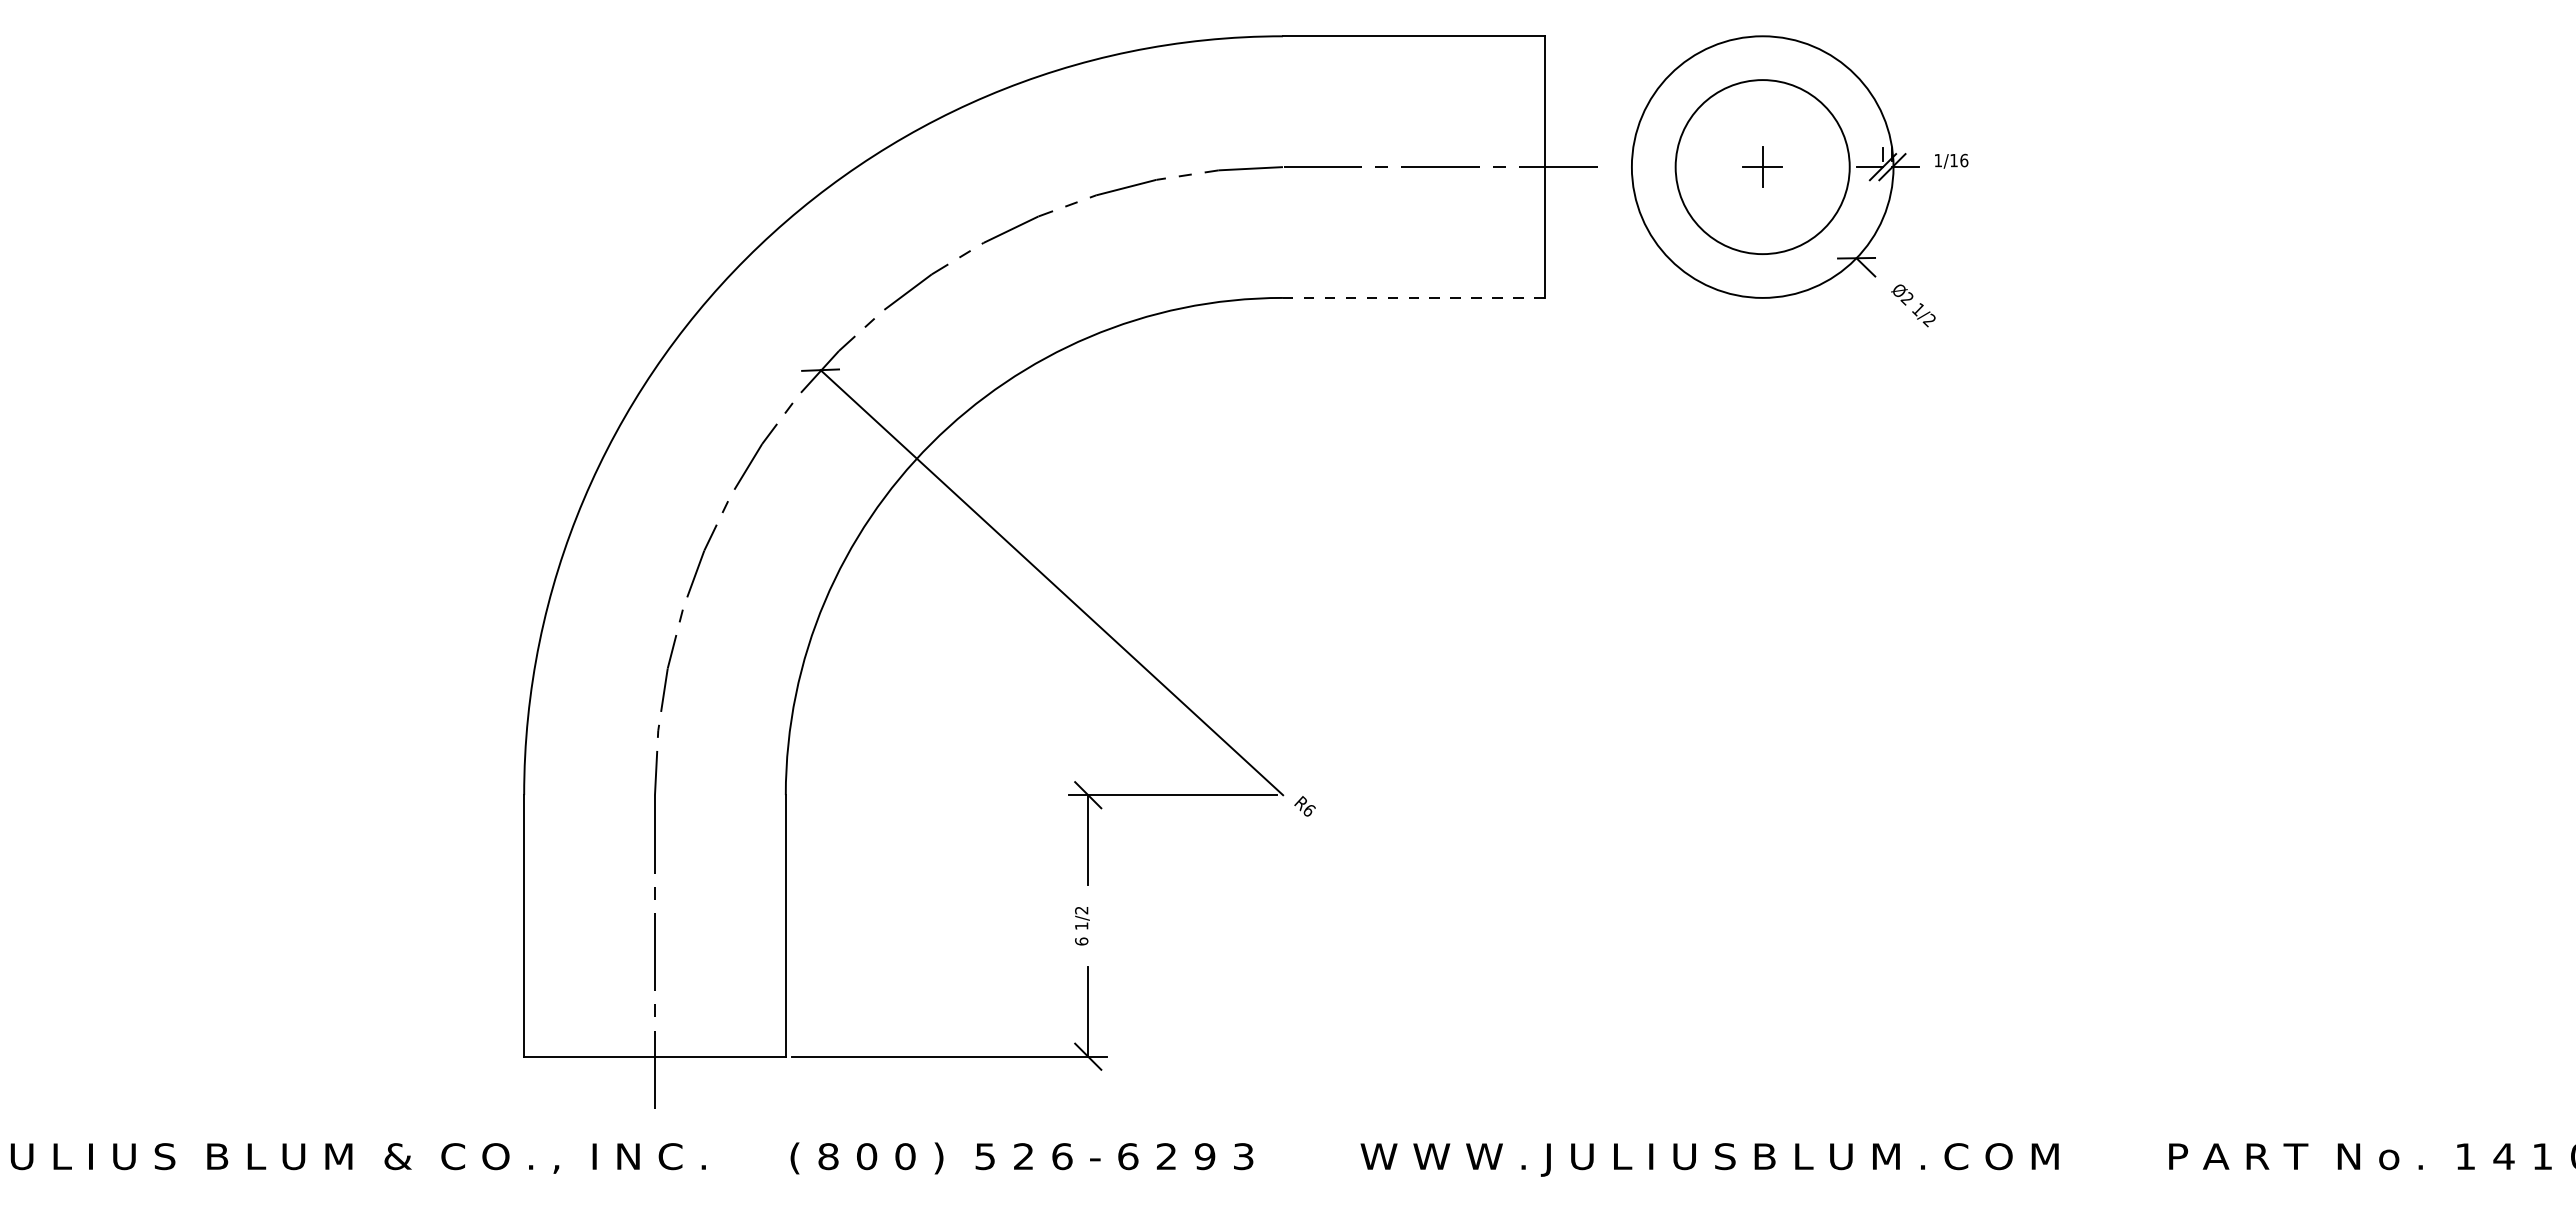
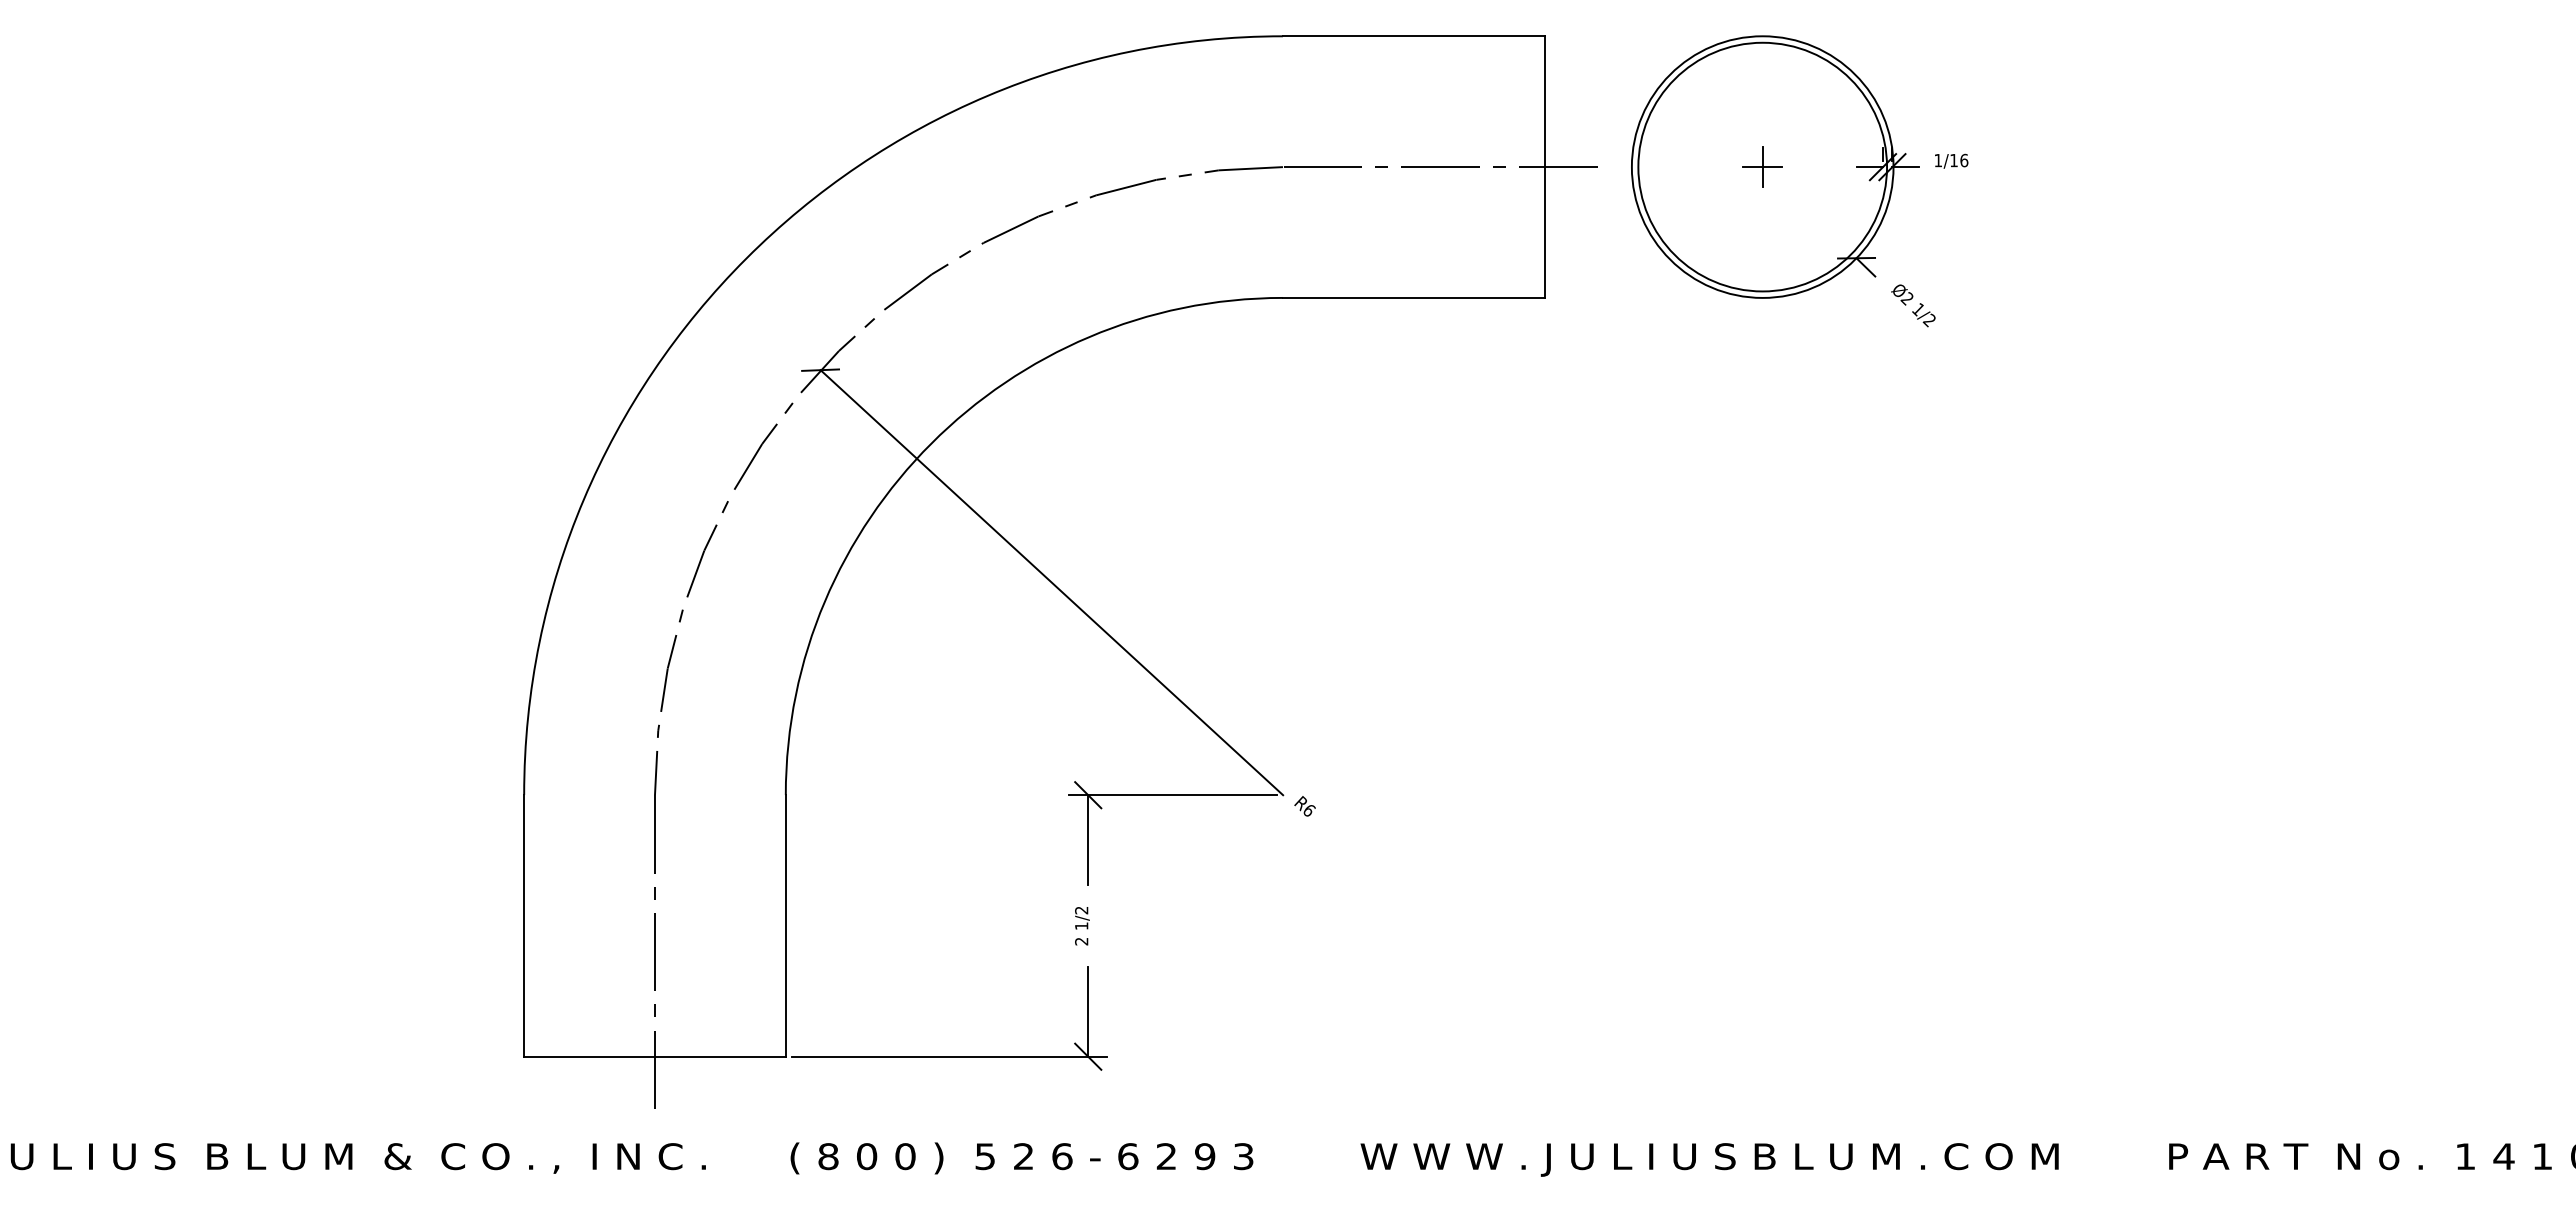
circle diameter: 174 px -> 249 px (1762, 166)
line: dashed -> solid (1413, 297)
text: 6 -> 2 (1081, 941)
